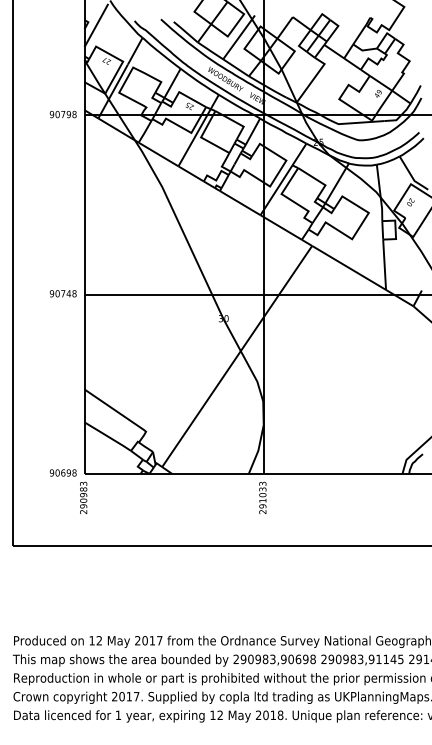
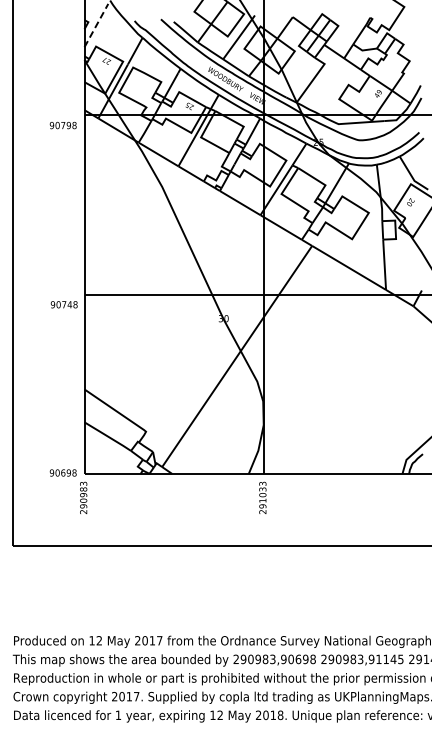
line: solid -> dashed (96, 25)
text position: (62, 114) -> (62, 125) (62, 125)
text position: (62, 293) -> (63, 304) (63, 304)
